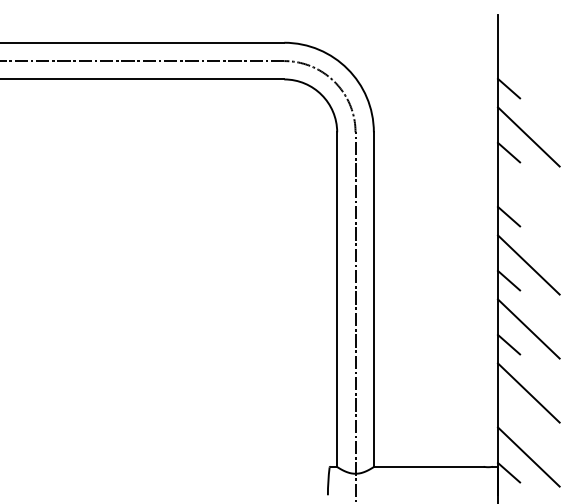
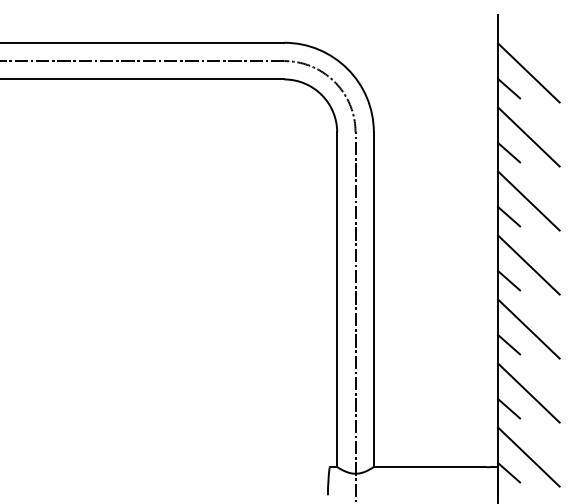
line: none -> present (528, 72)
line: none -> present (528, 200)
line: none -> present (509, 408)
